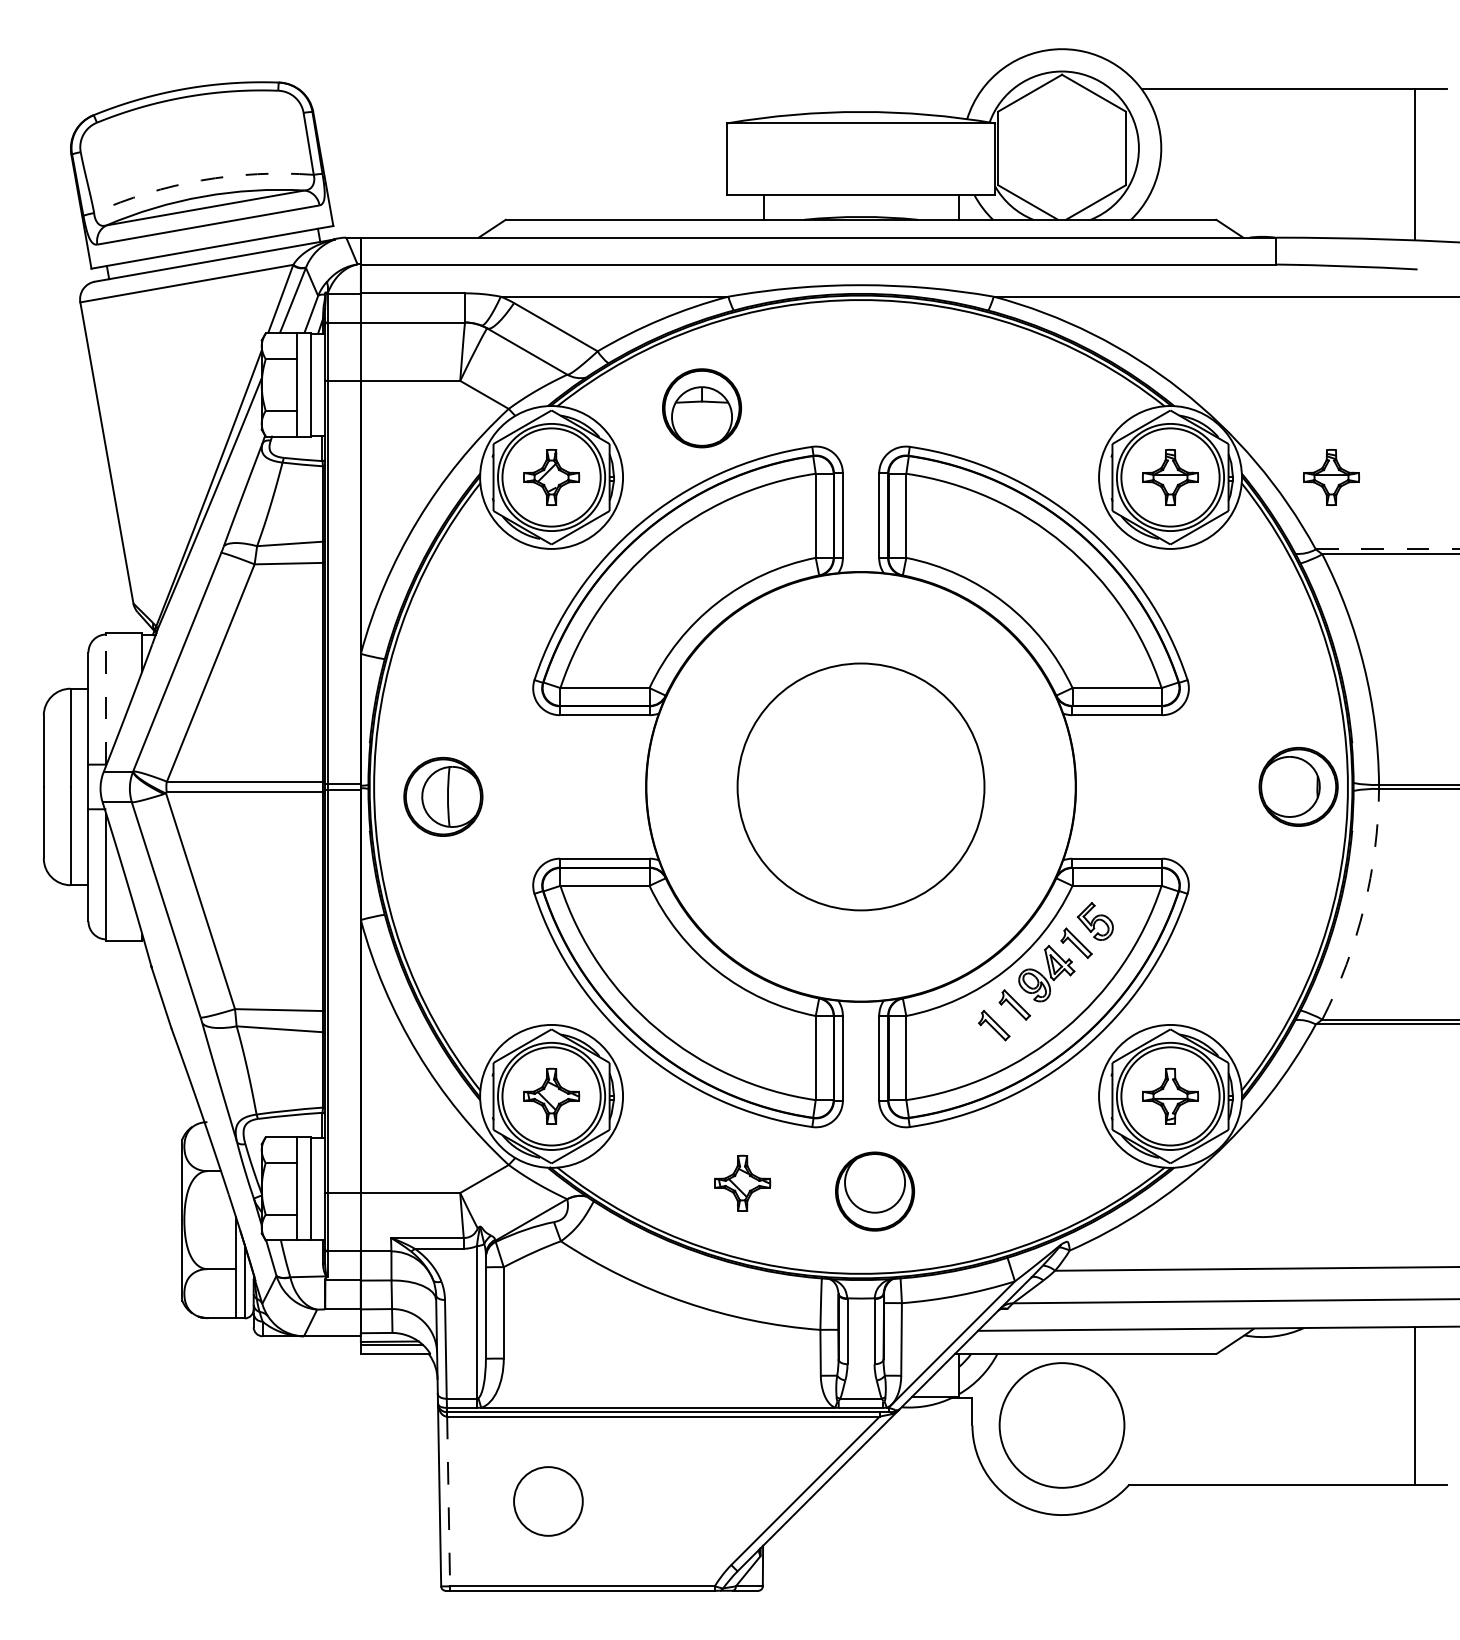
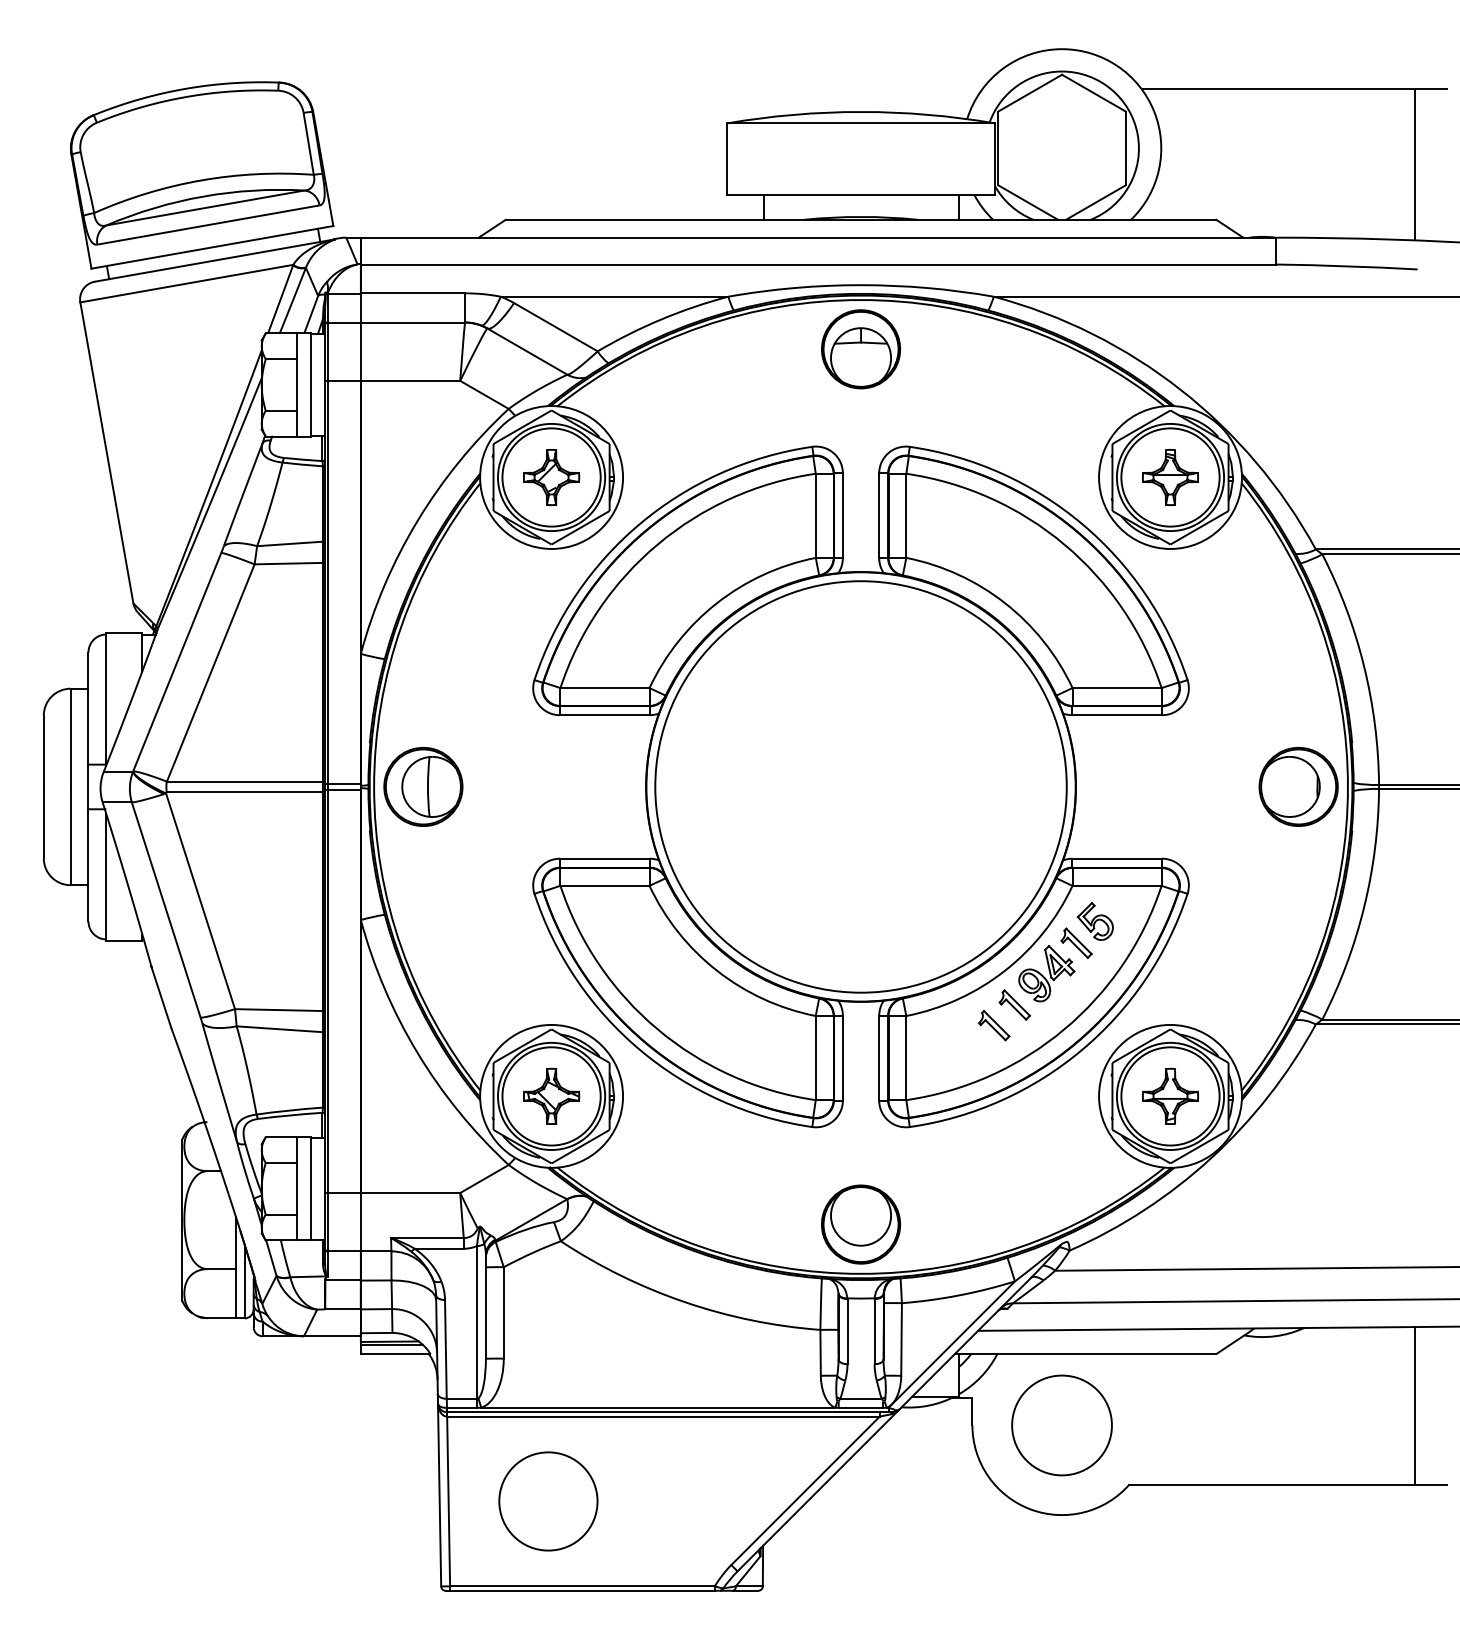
arc: dashed -> solid (201, 180)
part position: (701, 408) -> (860, 349) (860, 349)
part: present -> none (1331, 477)
line: dashed -> solid (1387, 549)
line: dashed -> solid (106, 699)
circle diameter: 247 px -> 411 px (860, 786)
part position: (443, 796) -> (423, 786) (423, 786)
arc: dashed -> solid (1364, 907)
part: present -> none (742, 1182)
part position: (874, 1191) -> (860, 1224) (860, 1224)
circle diameter: 125 px -> 100 px (1061, 1425)
line: dashed -> solid (448, 1501)
circle diameter: 69 px -> 98 px (548, 1501)
